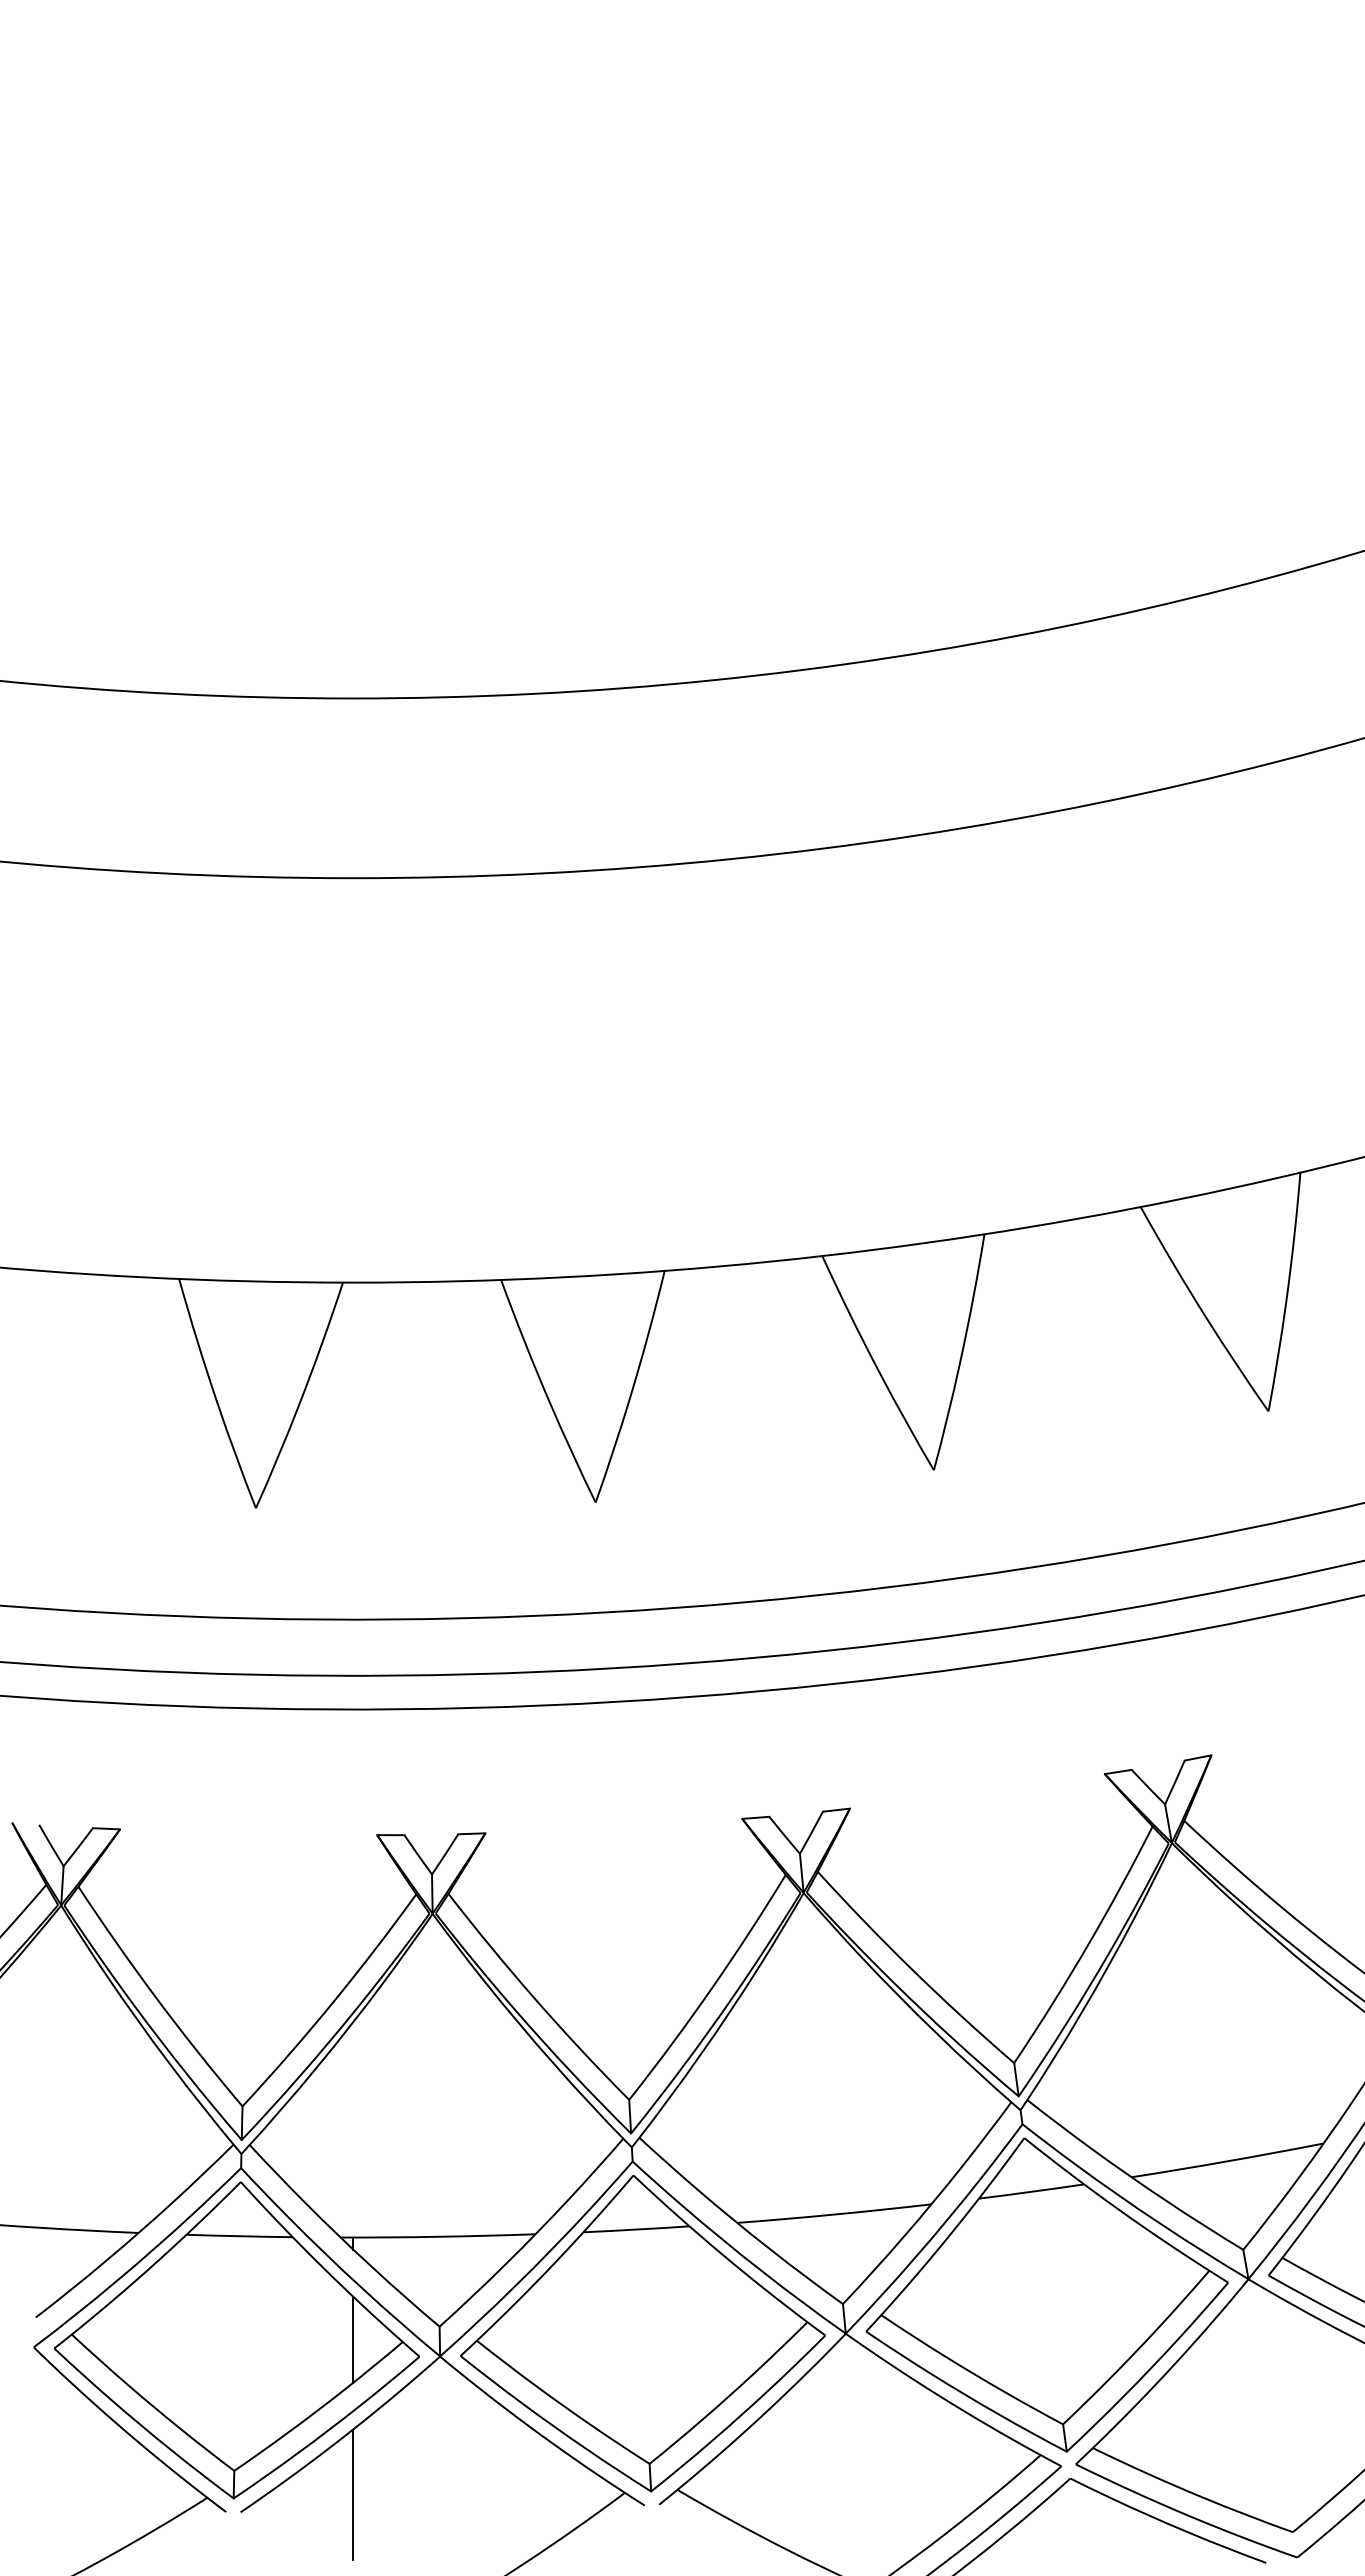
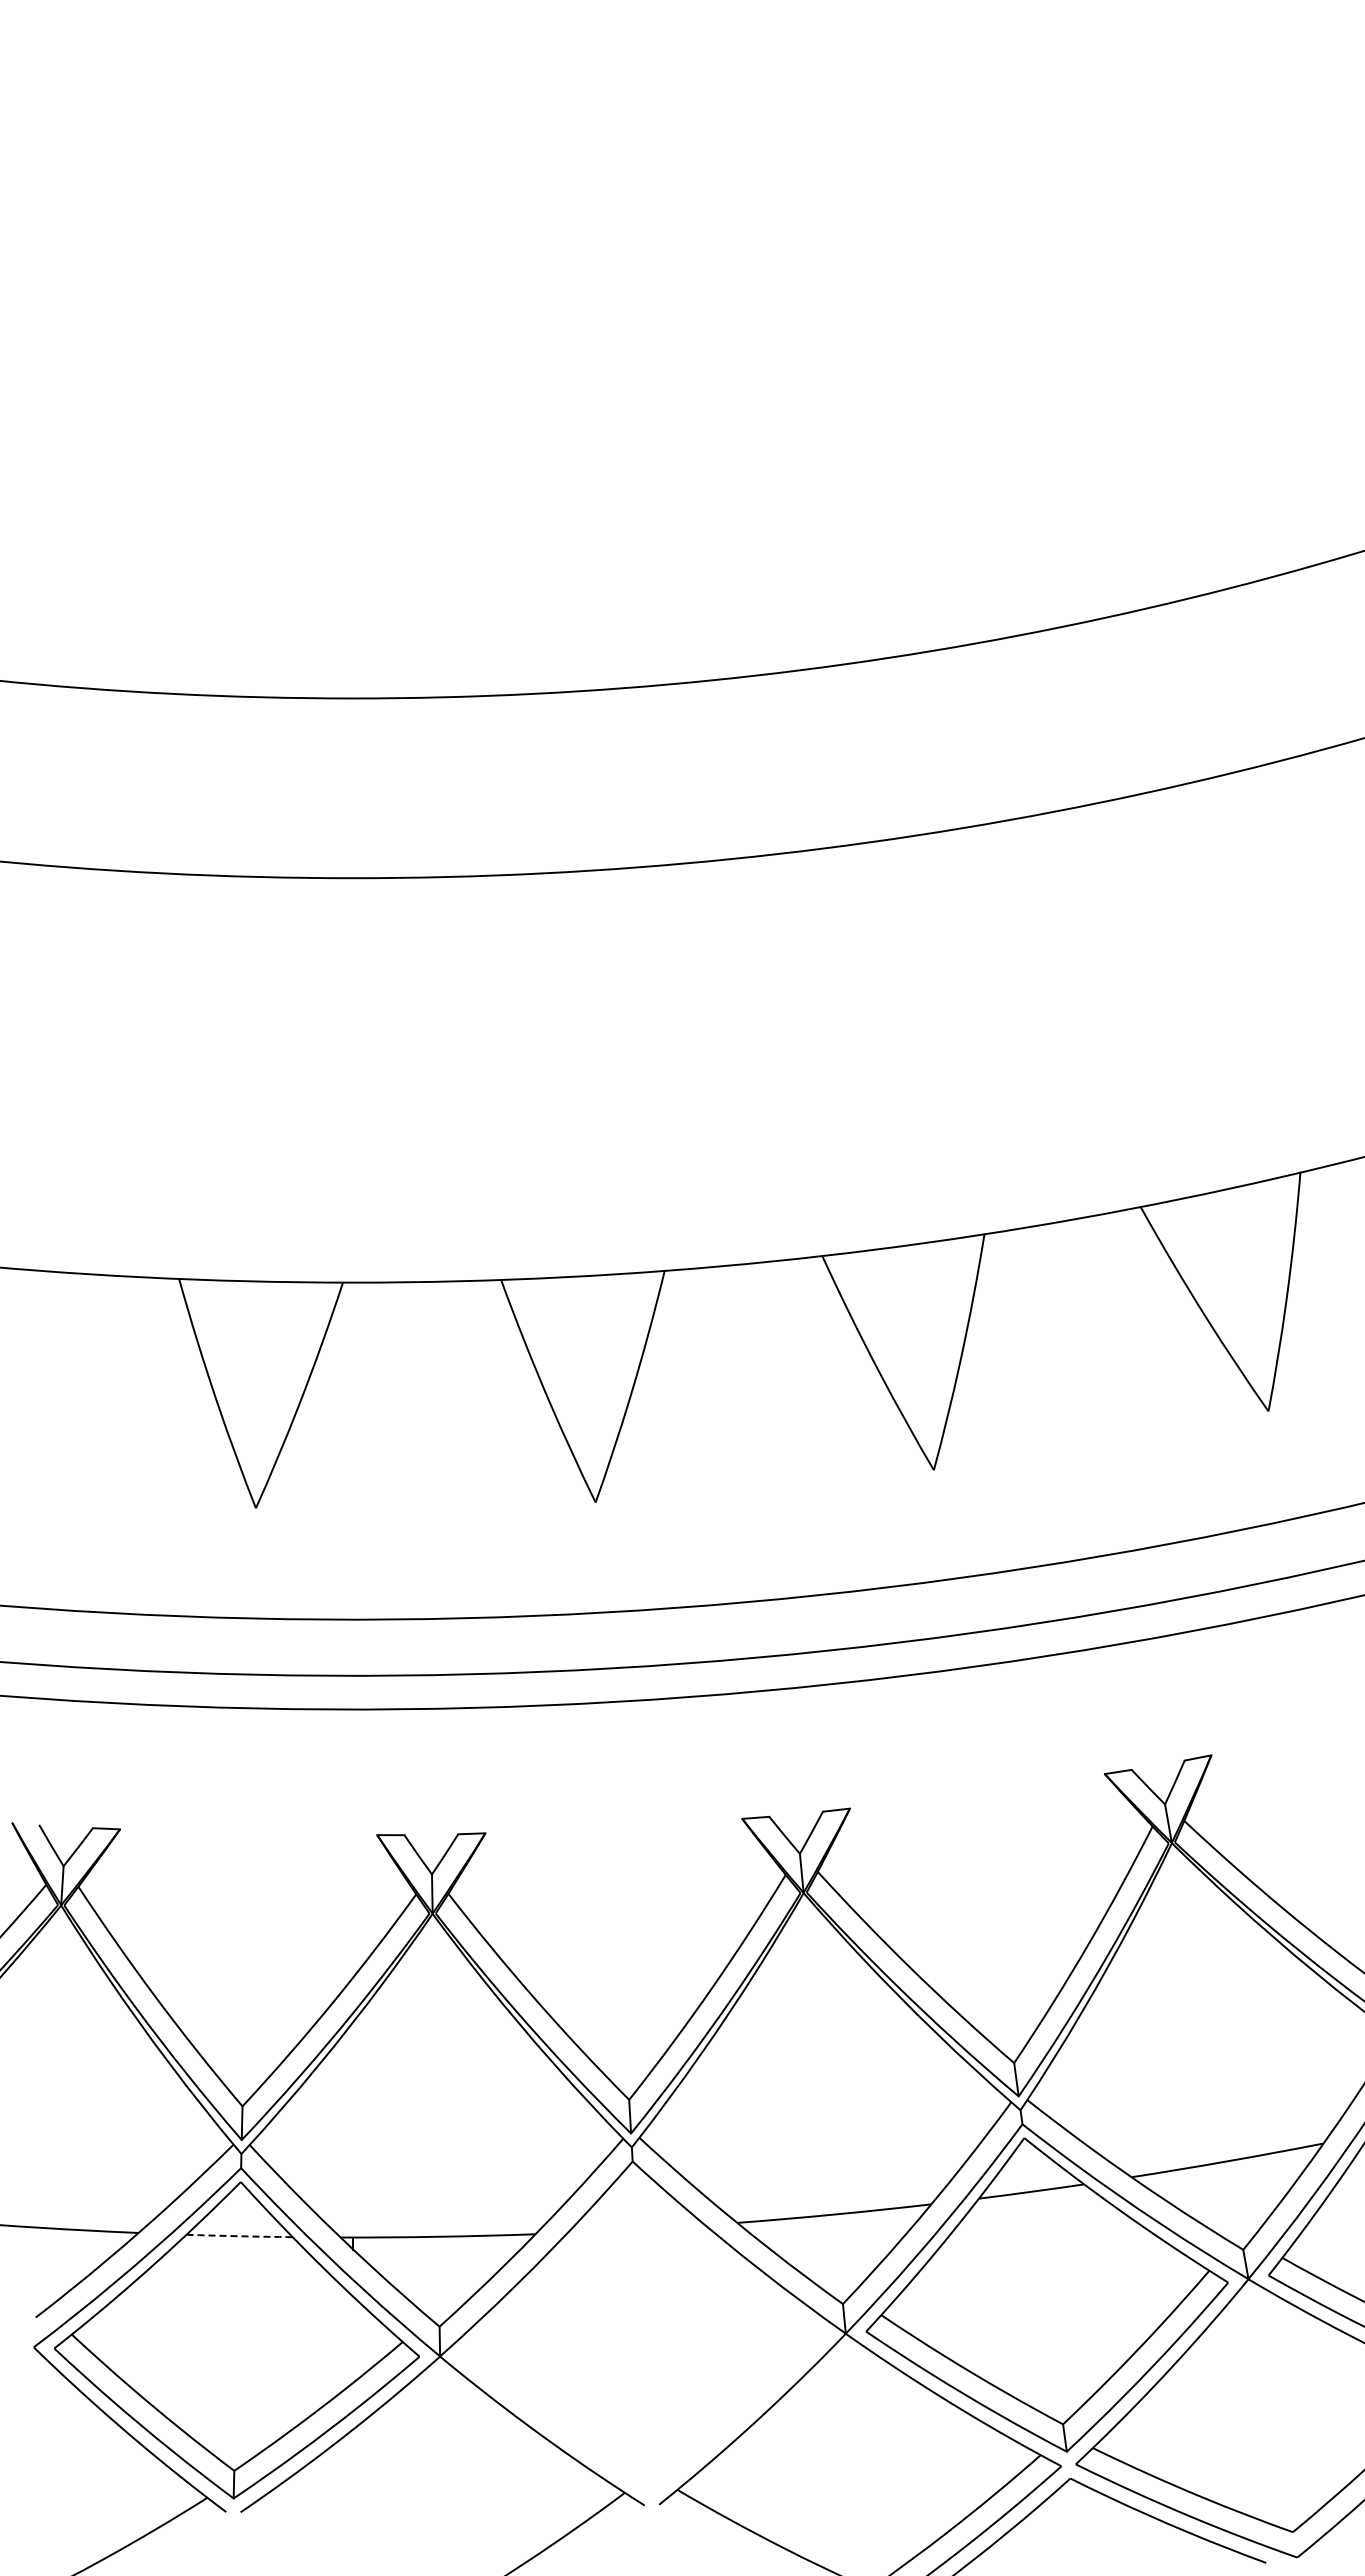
arc: solid -> dashed (239, 2236)
part: present -> none (642, 2333)
line: present -> none (353, 2339)
line: present -> none (353, 2494)
